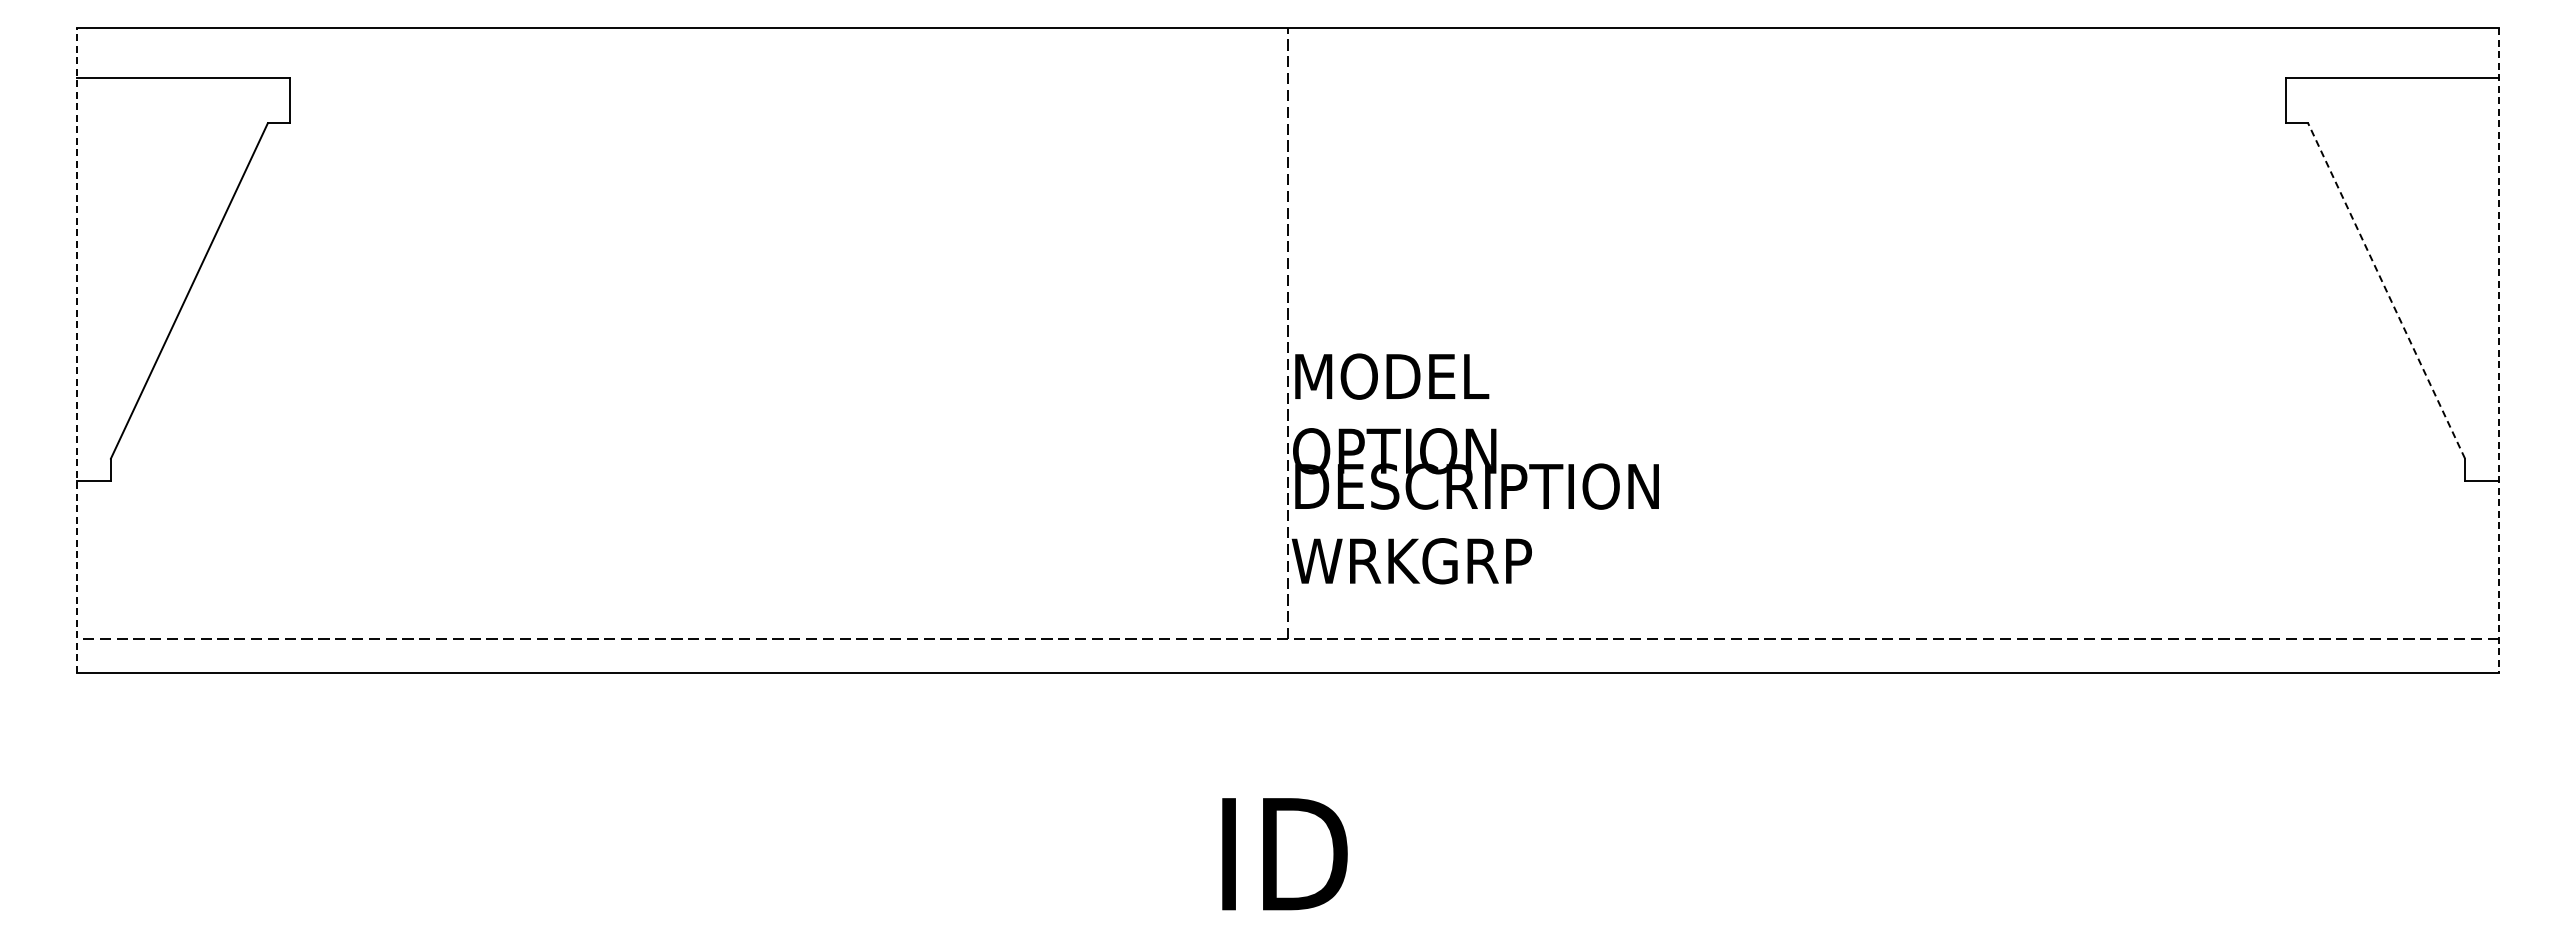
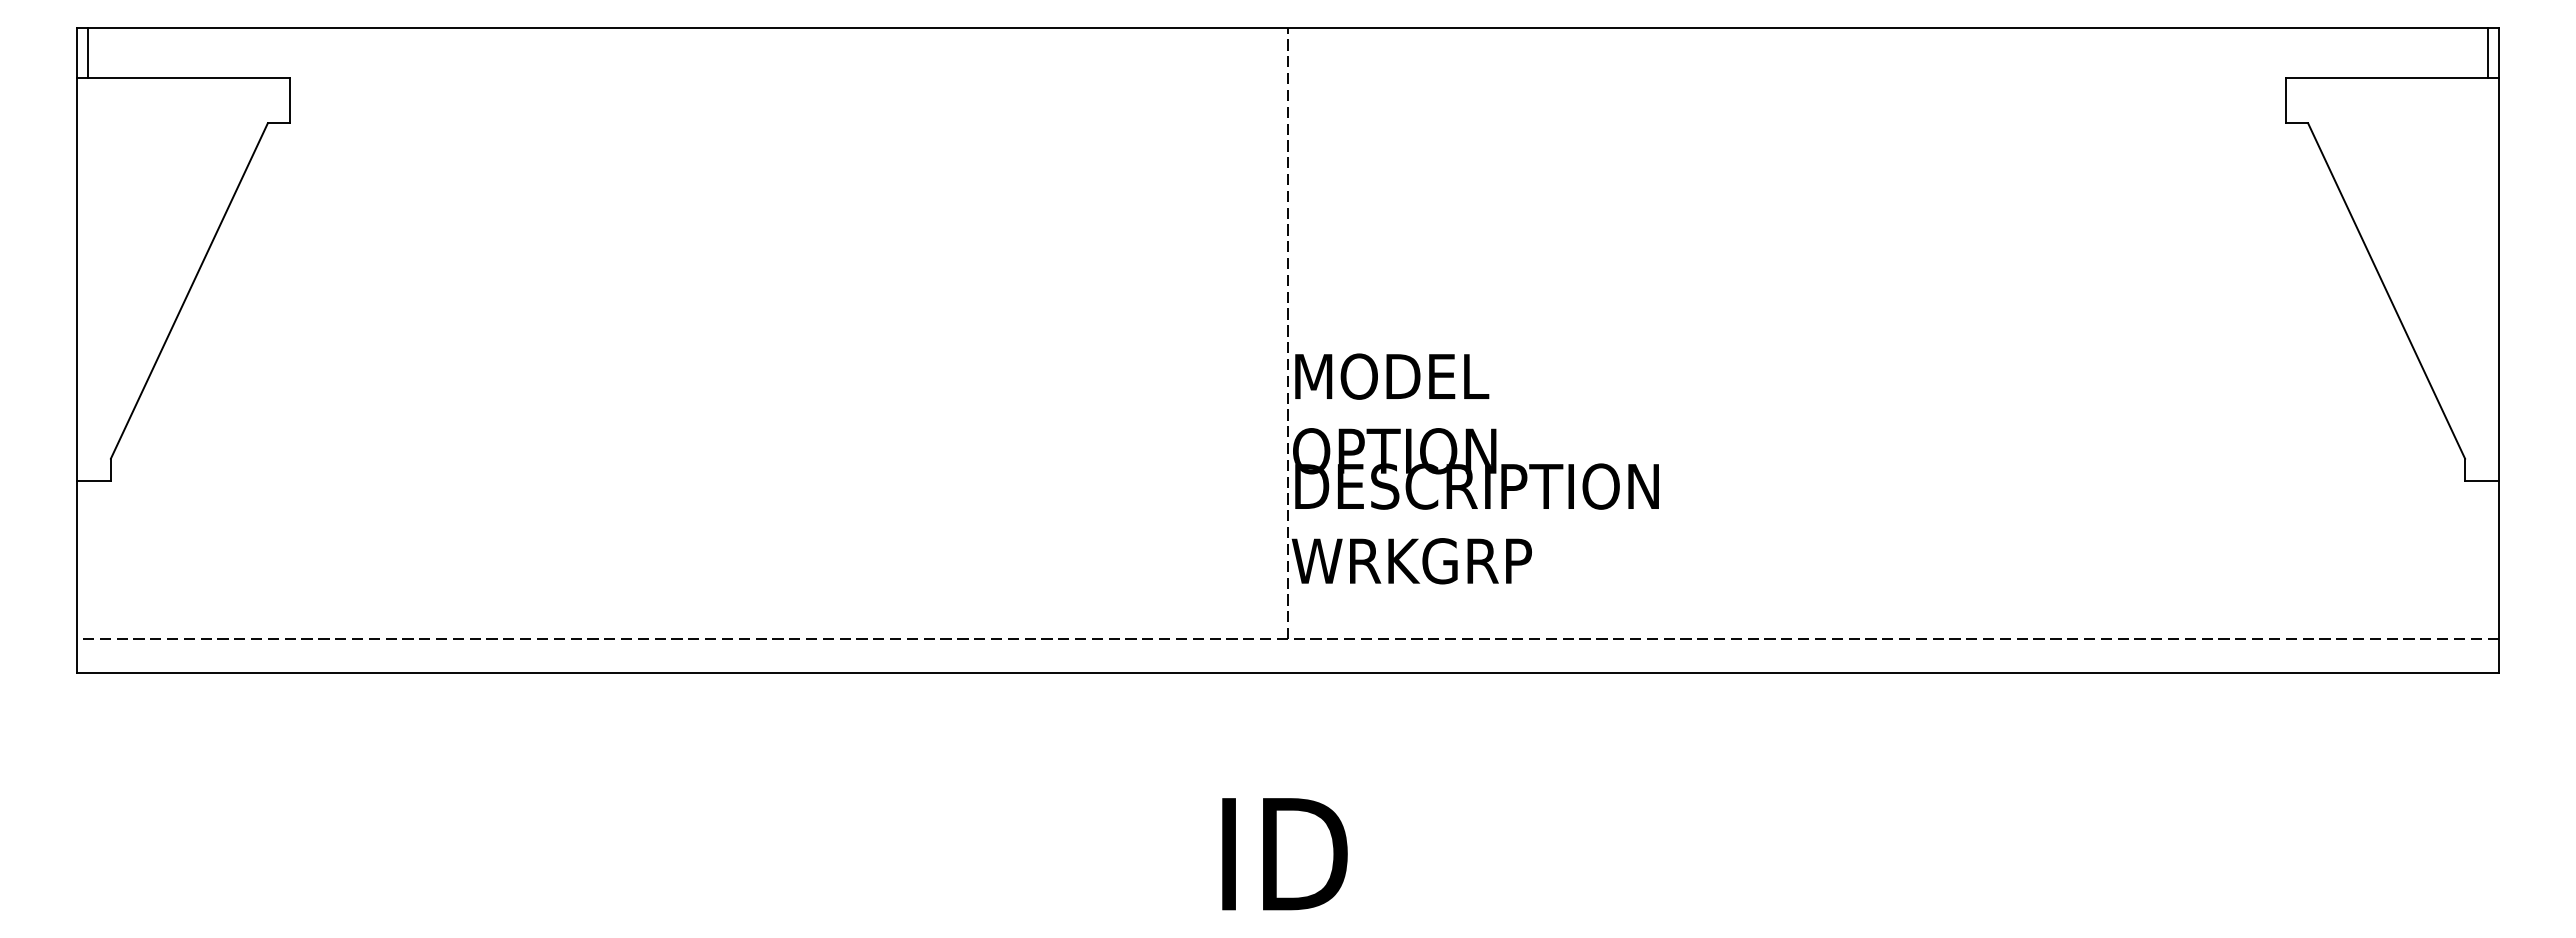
line: none -> present (88, 53)
line: none -> present (2487, 53)
line: dashed -> solid (2386, 290)
line: dashed -> solid (77, 350)
line: dashed -> solid (2498, 351)
